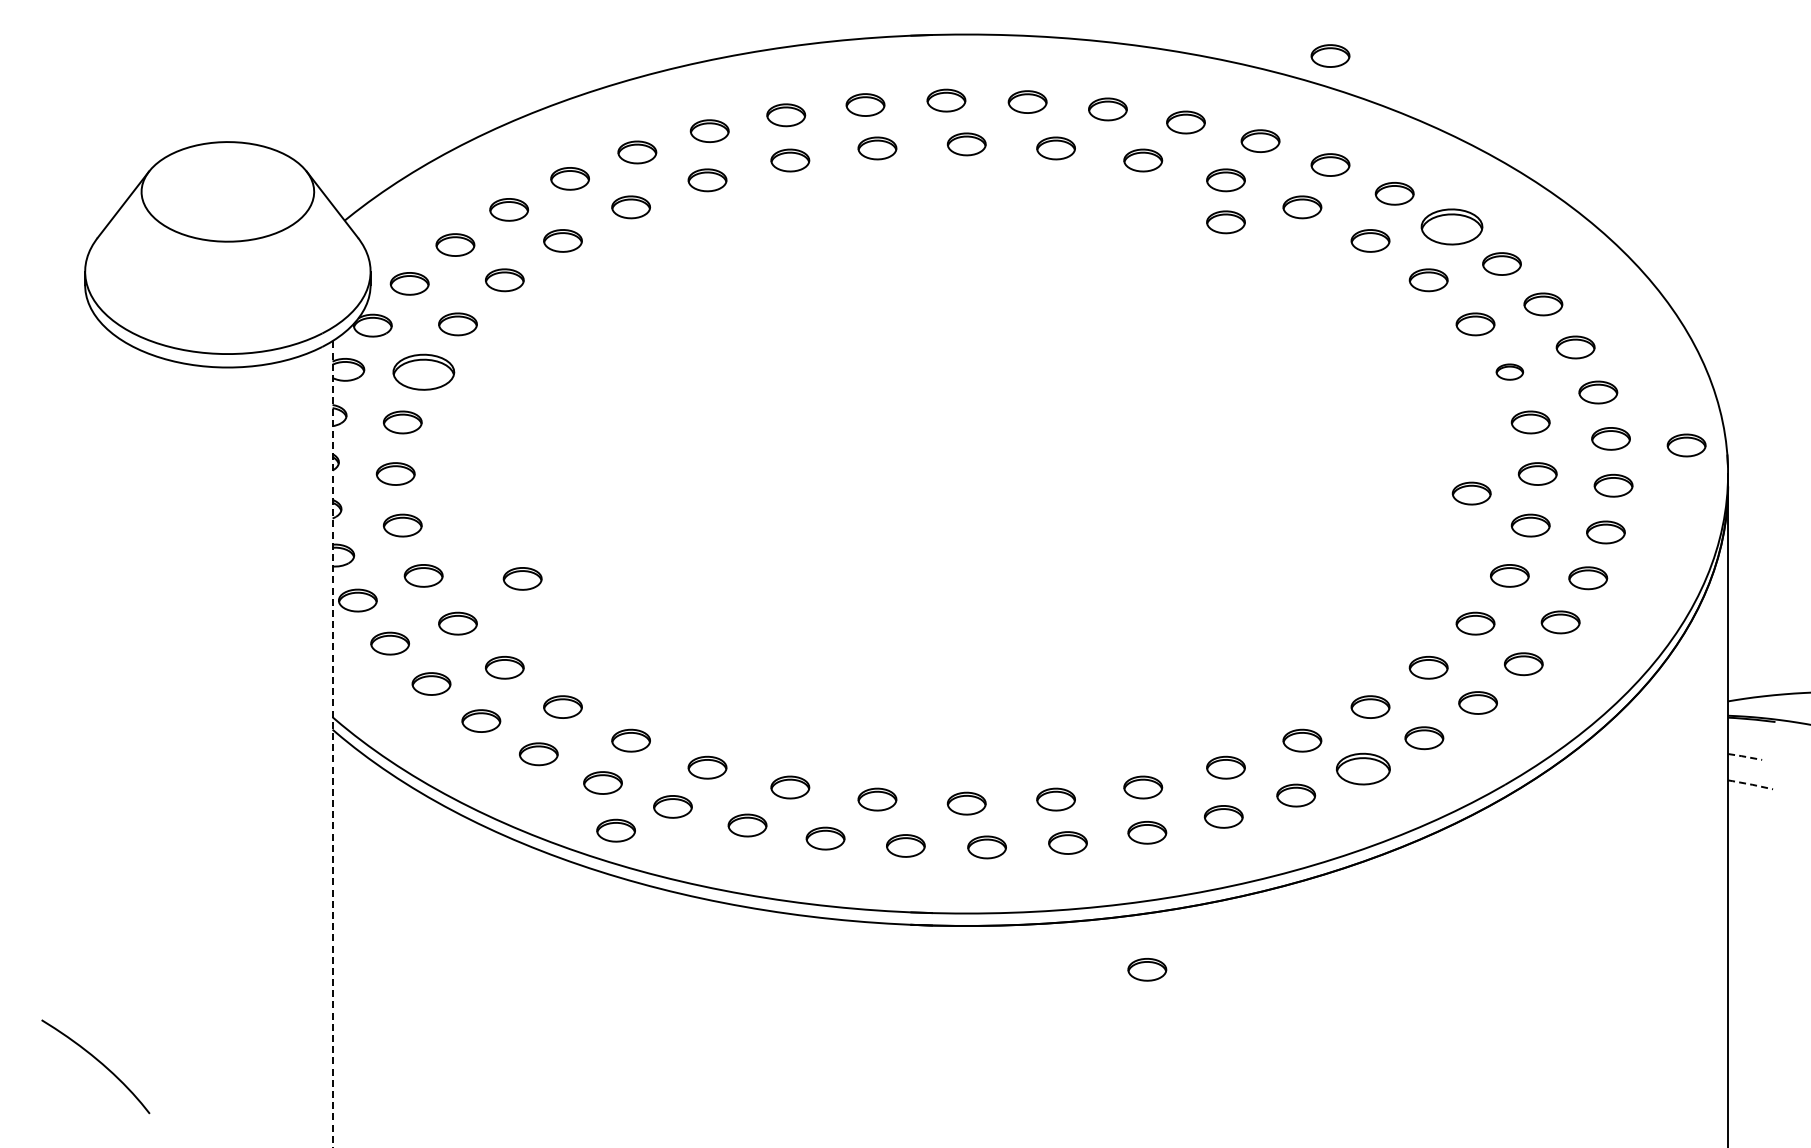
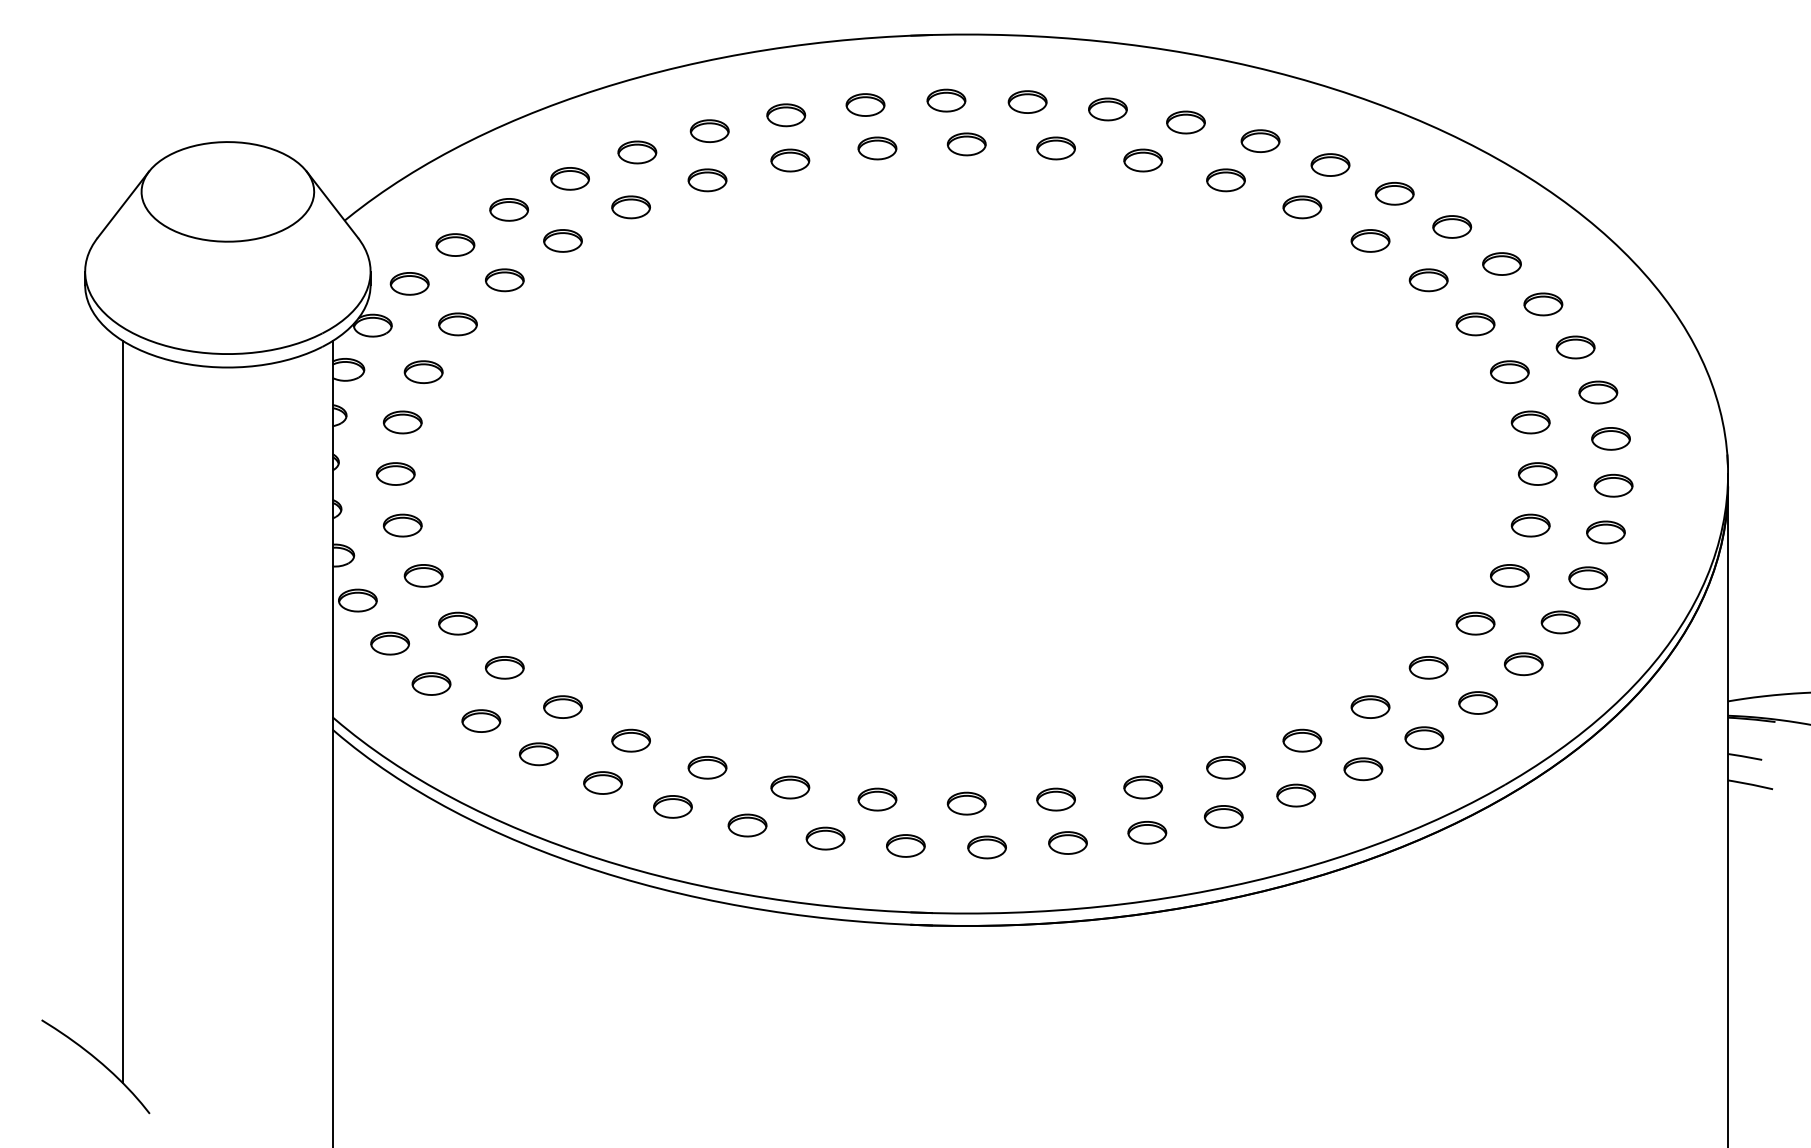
part: present -> none (1330, 55)
part: present -> none (1225, 222)
part size: 64x38 px -> 41x24 px (1452, 226)
part size: 64x38 px -> 41x24 px (423, 371)
part size: 30x18 px -> 40x24 px (1509, 371)
part: present -> none (1686, 445)
part: present -> none (1471, 493)
part: present -> none (522, 578)
line: none -> present (123, 712)
line: dashed -> solid (332, 744)
line: dashed -> solid (1744, 756)
part size: 56x34 px -> 41x25 px (1363, 769)
line: dashed -> solid (1750, 784)
part: present -> none (615, 830)
part: present -> none (1147, 969)
